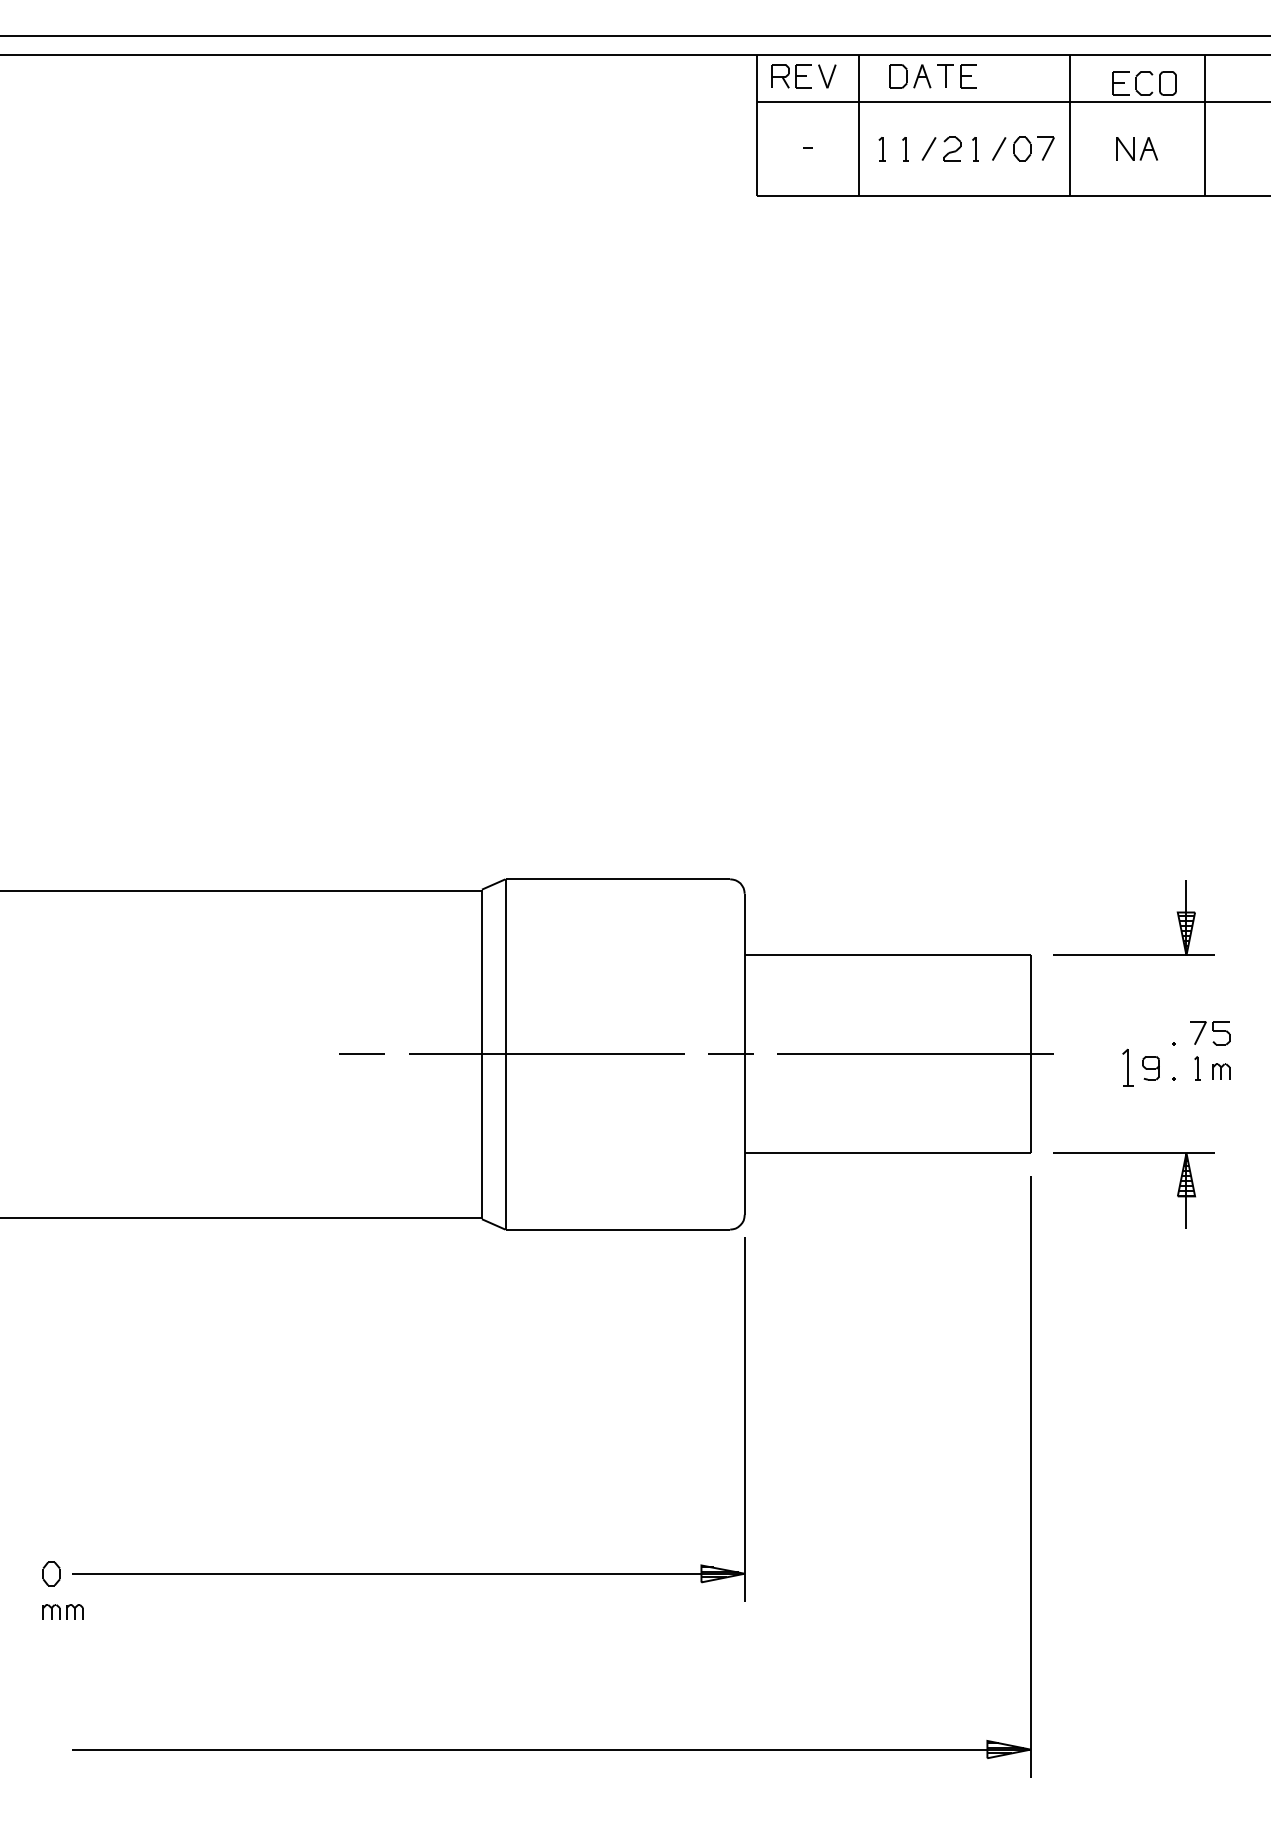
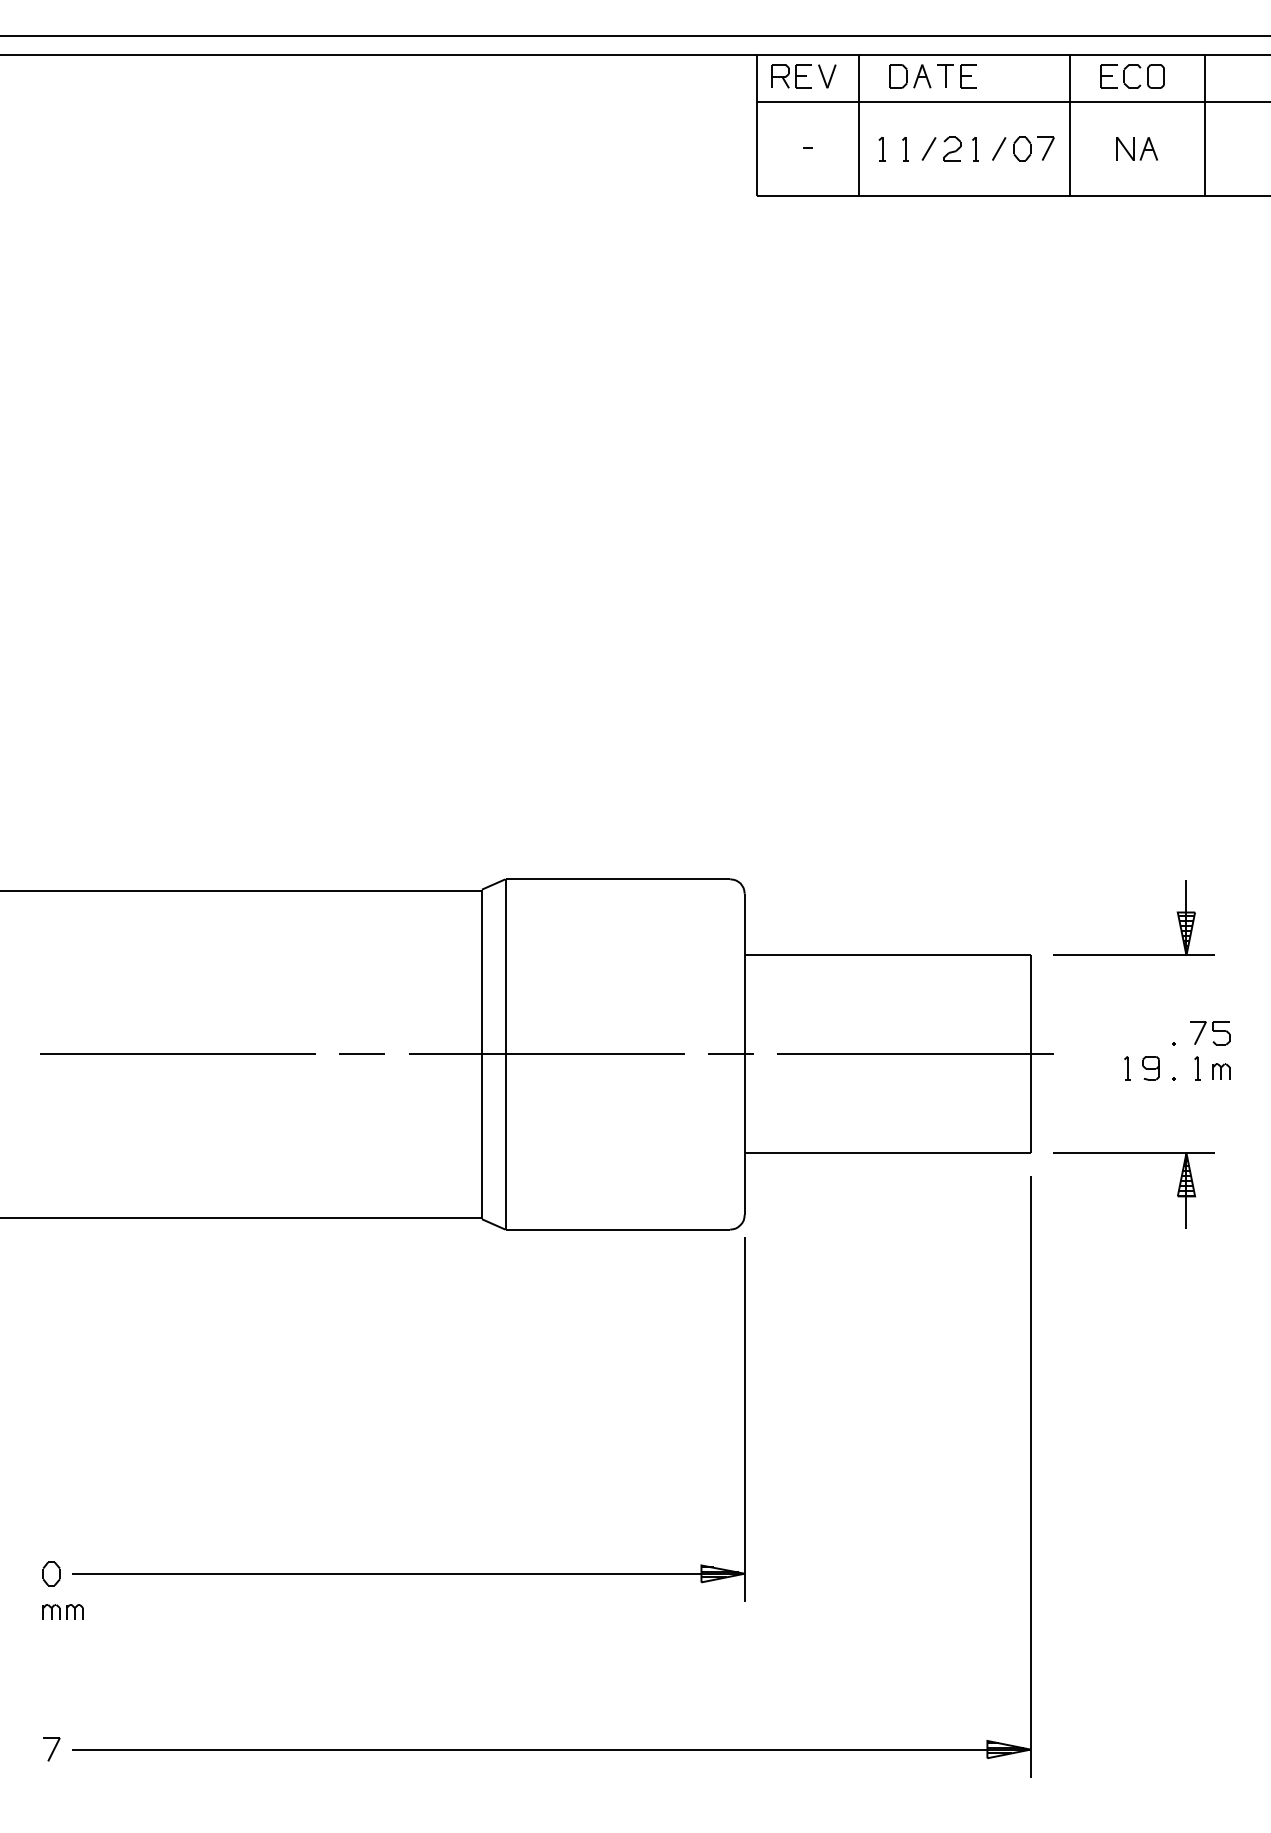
part position: (1136, 83) -> (1124, 76) (1124, 76)
line: none -> present (177, 1053)
part size: 12x39 px -> 7x25 px (1127, 1068)
part: none -> present (51, 1749)
